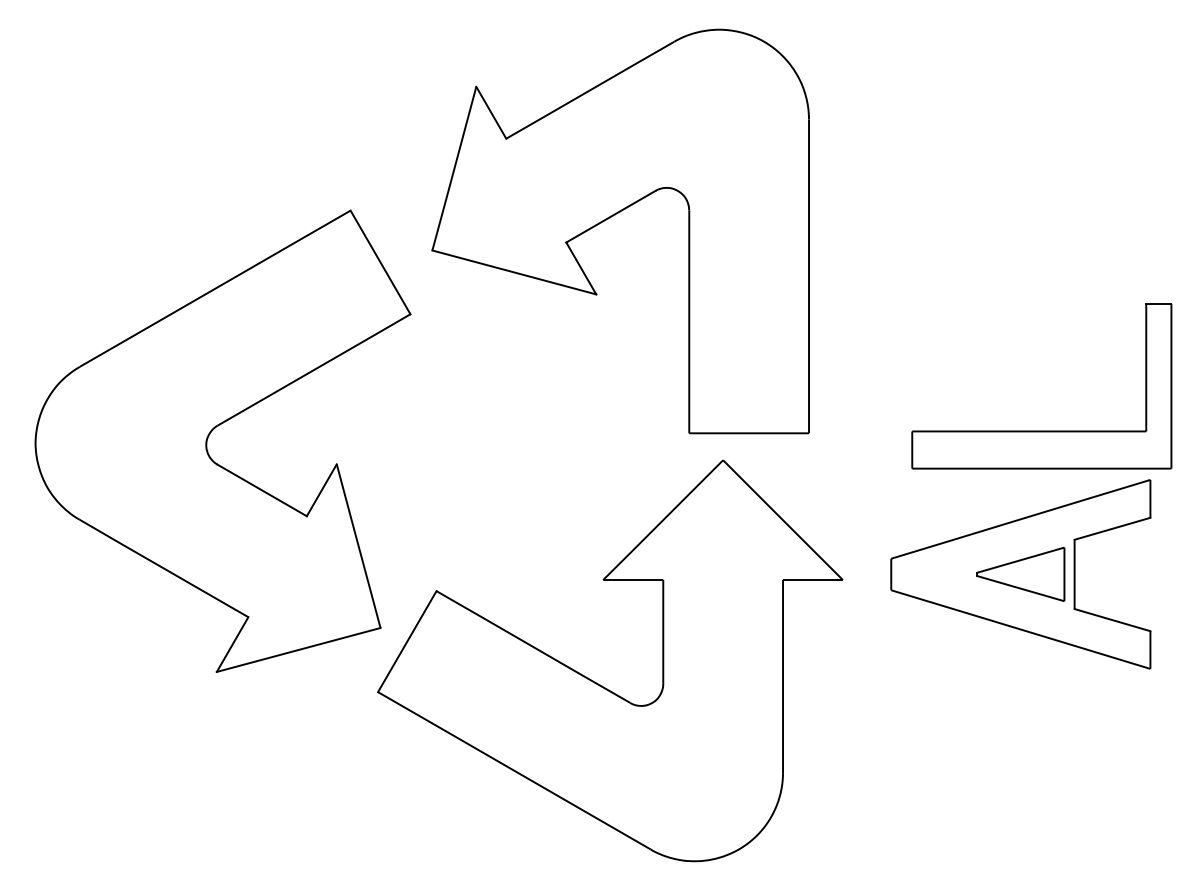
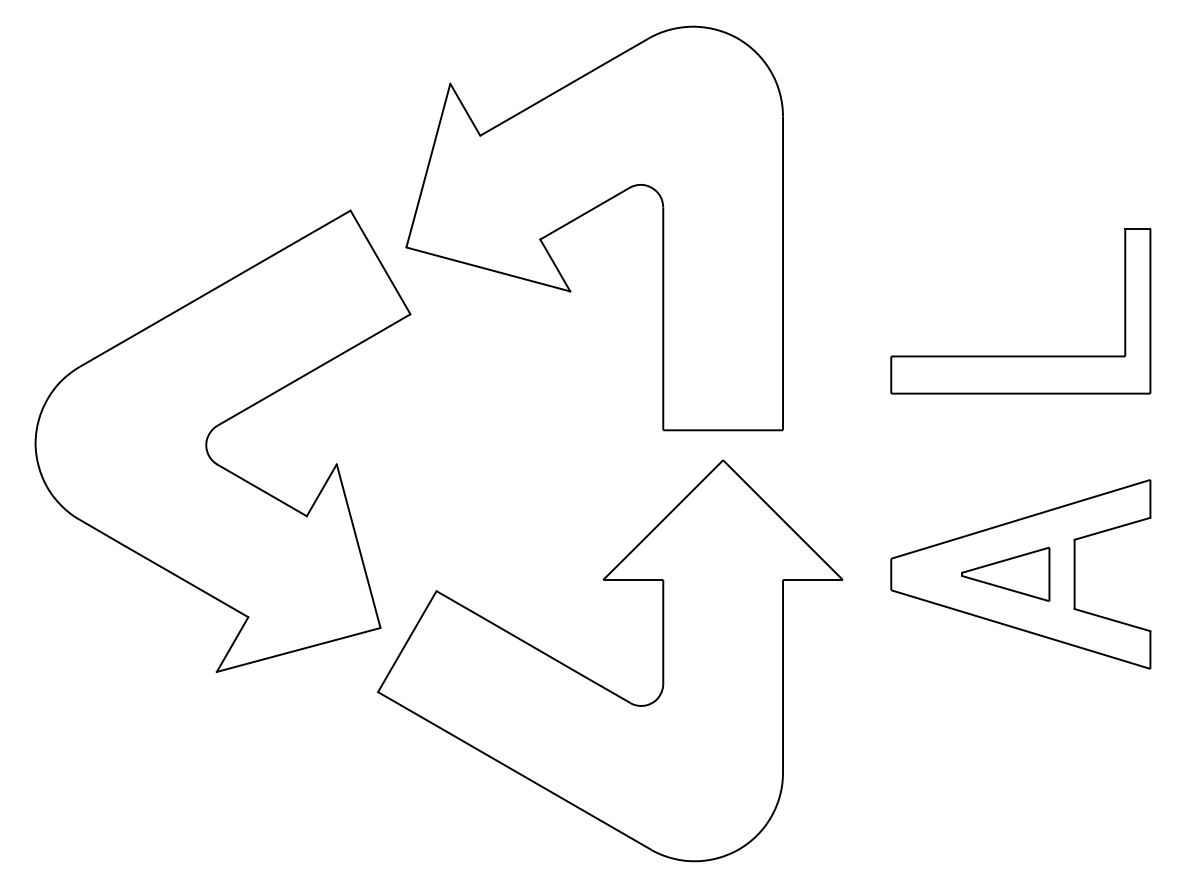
part position: (613, 216) -> (587, 213) (587, 213)
part position: (1041, 430) -> (1020, 355) (1020, 355)
part position: (1020, 573) -> (1005, 573) (1005, 573)
